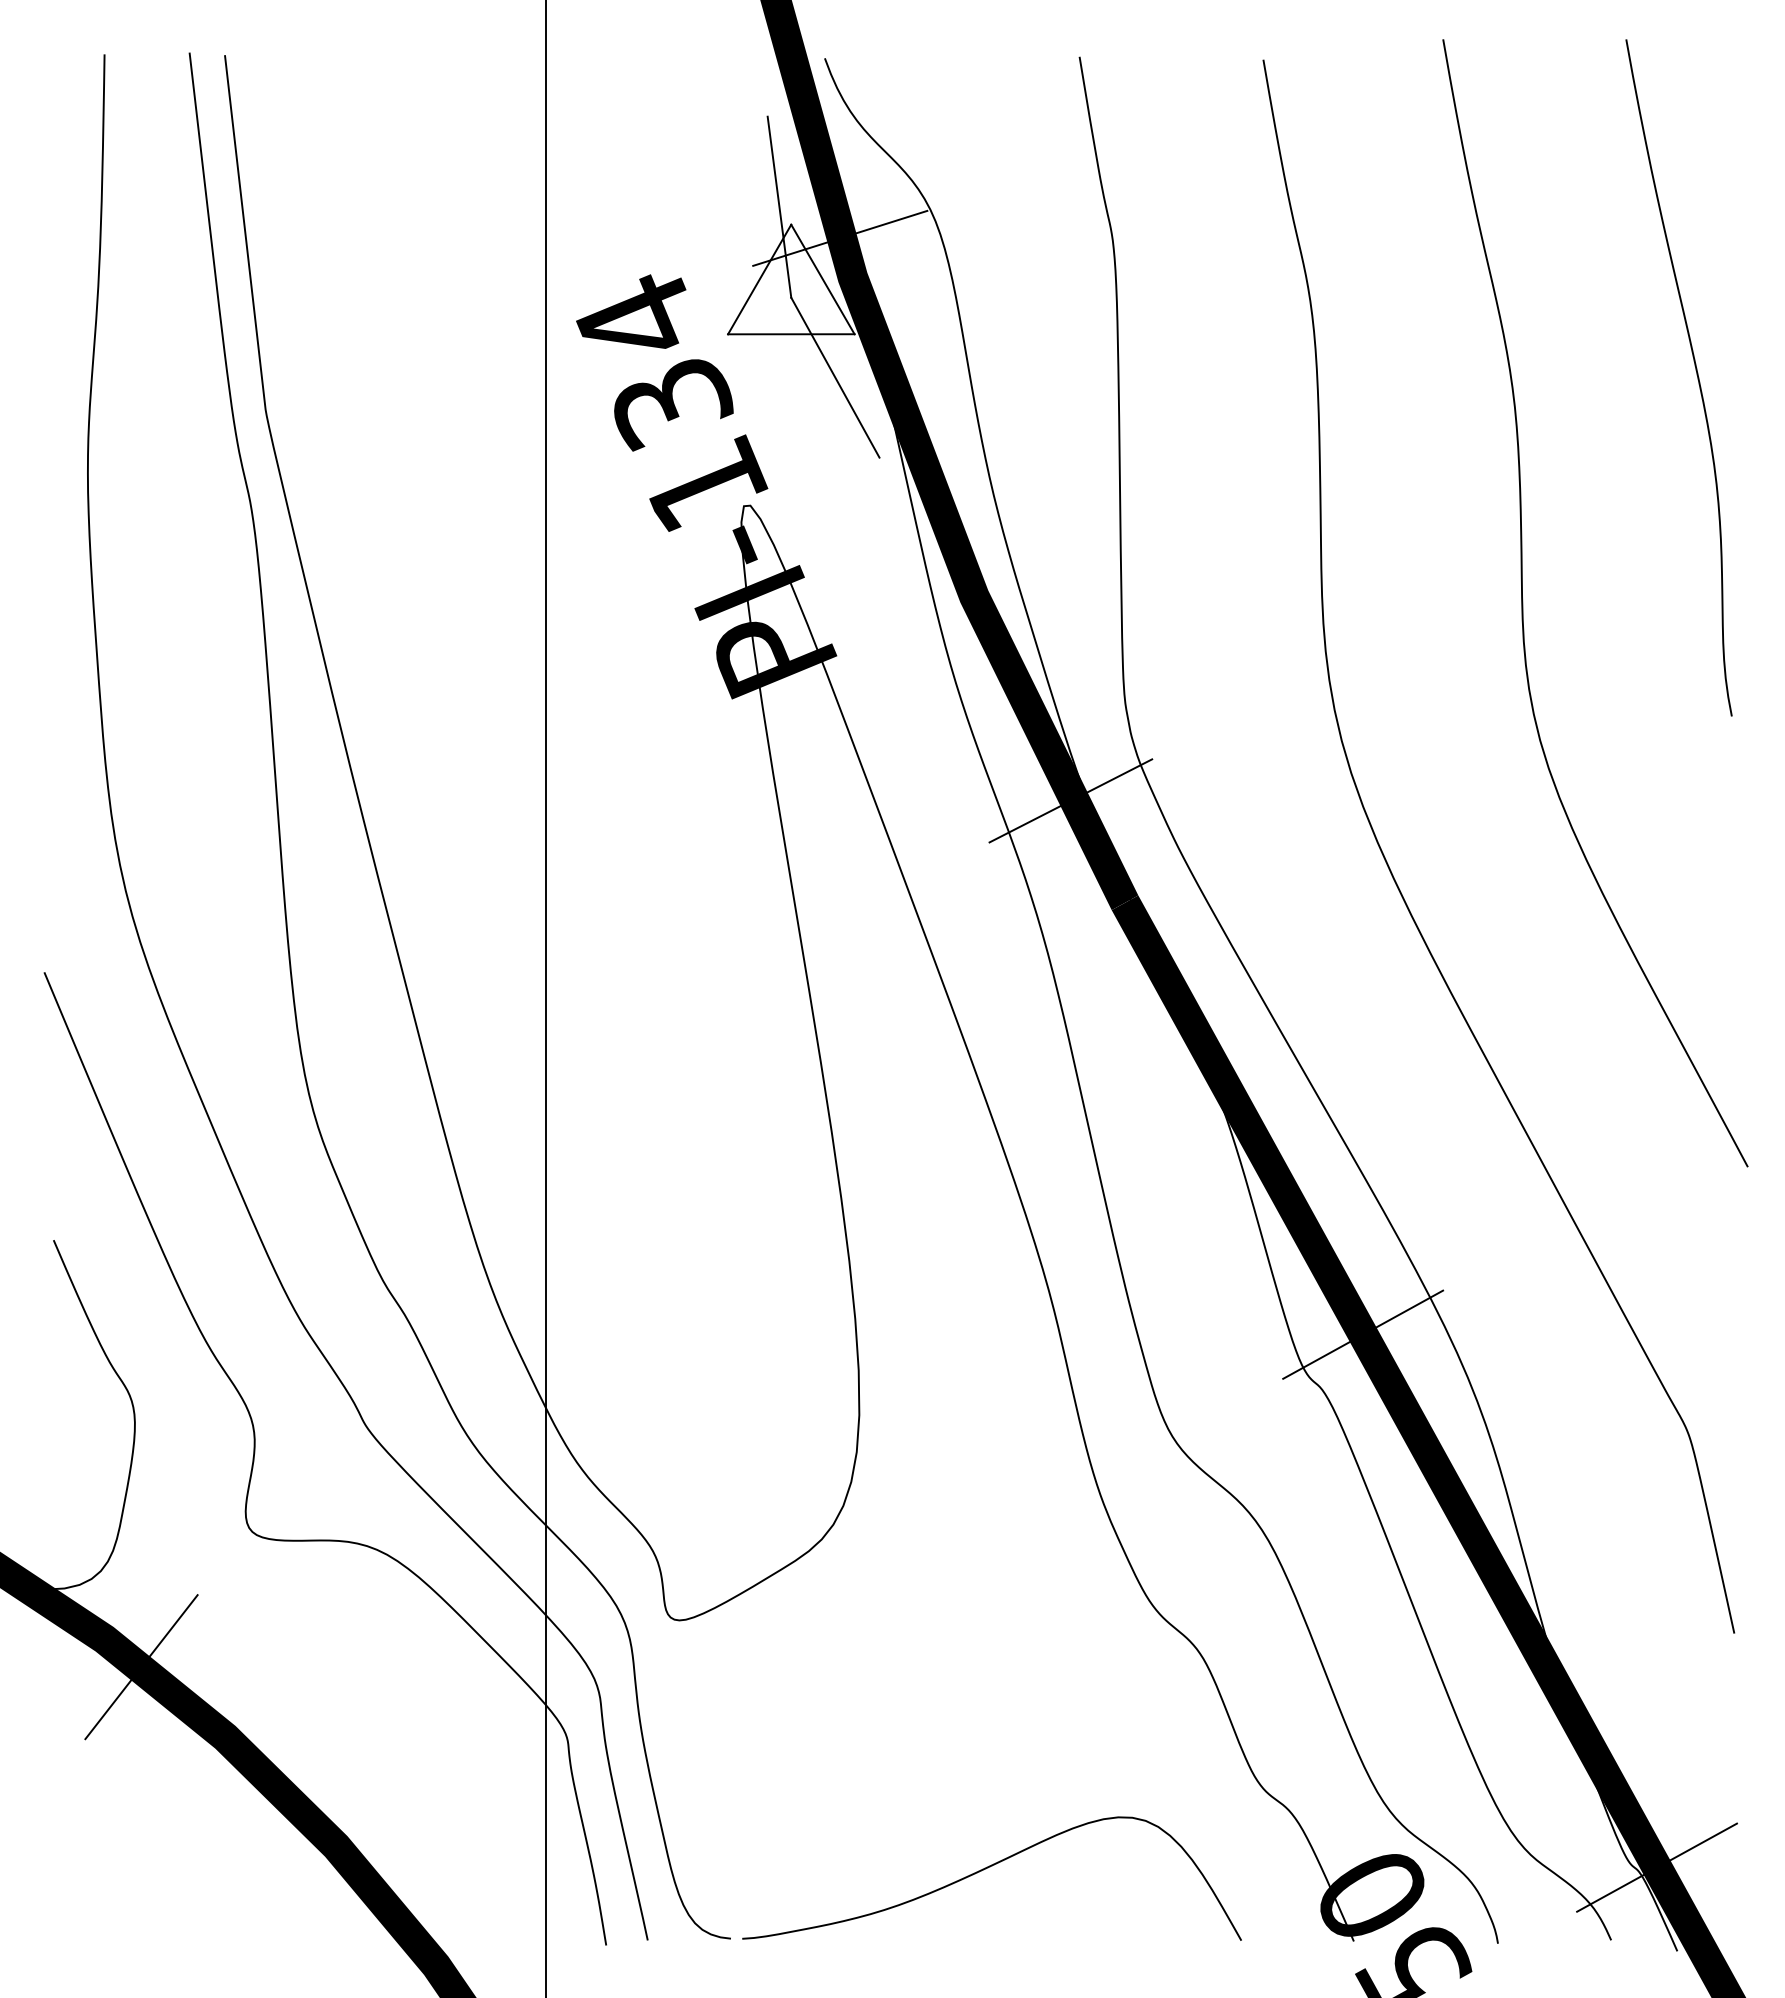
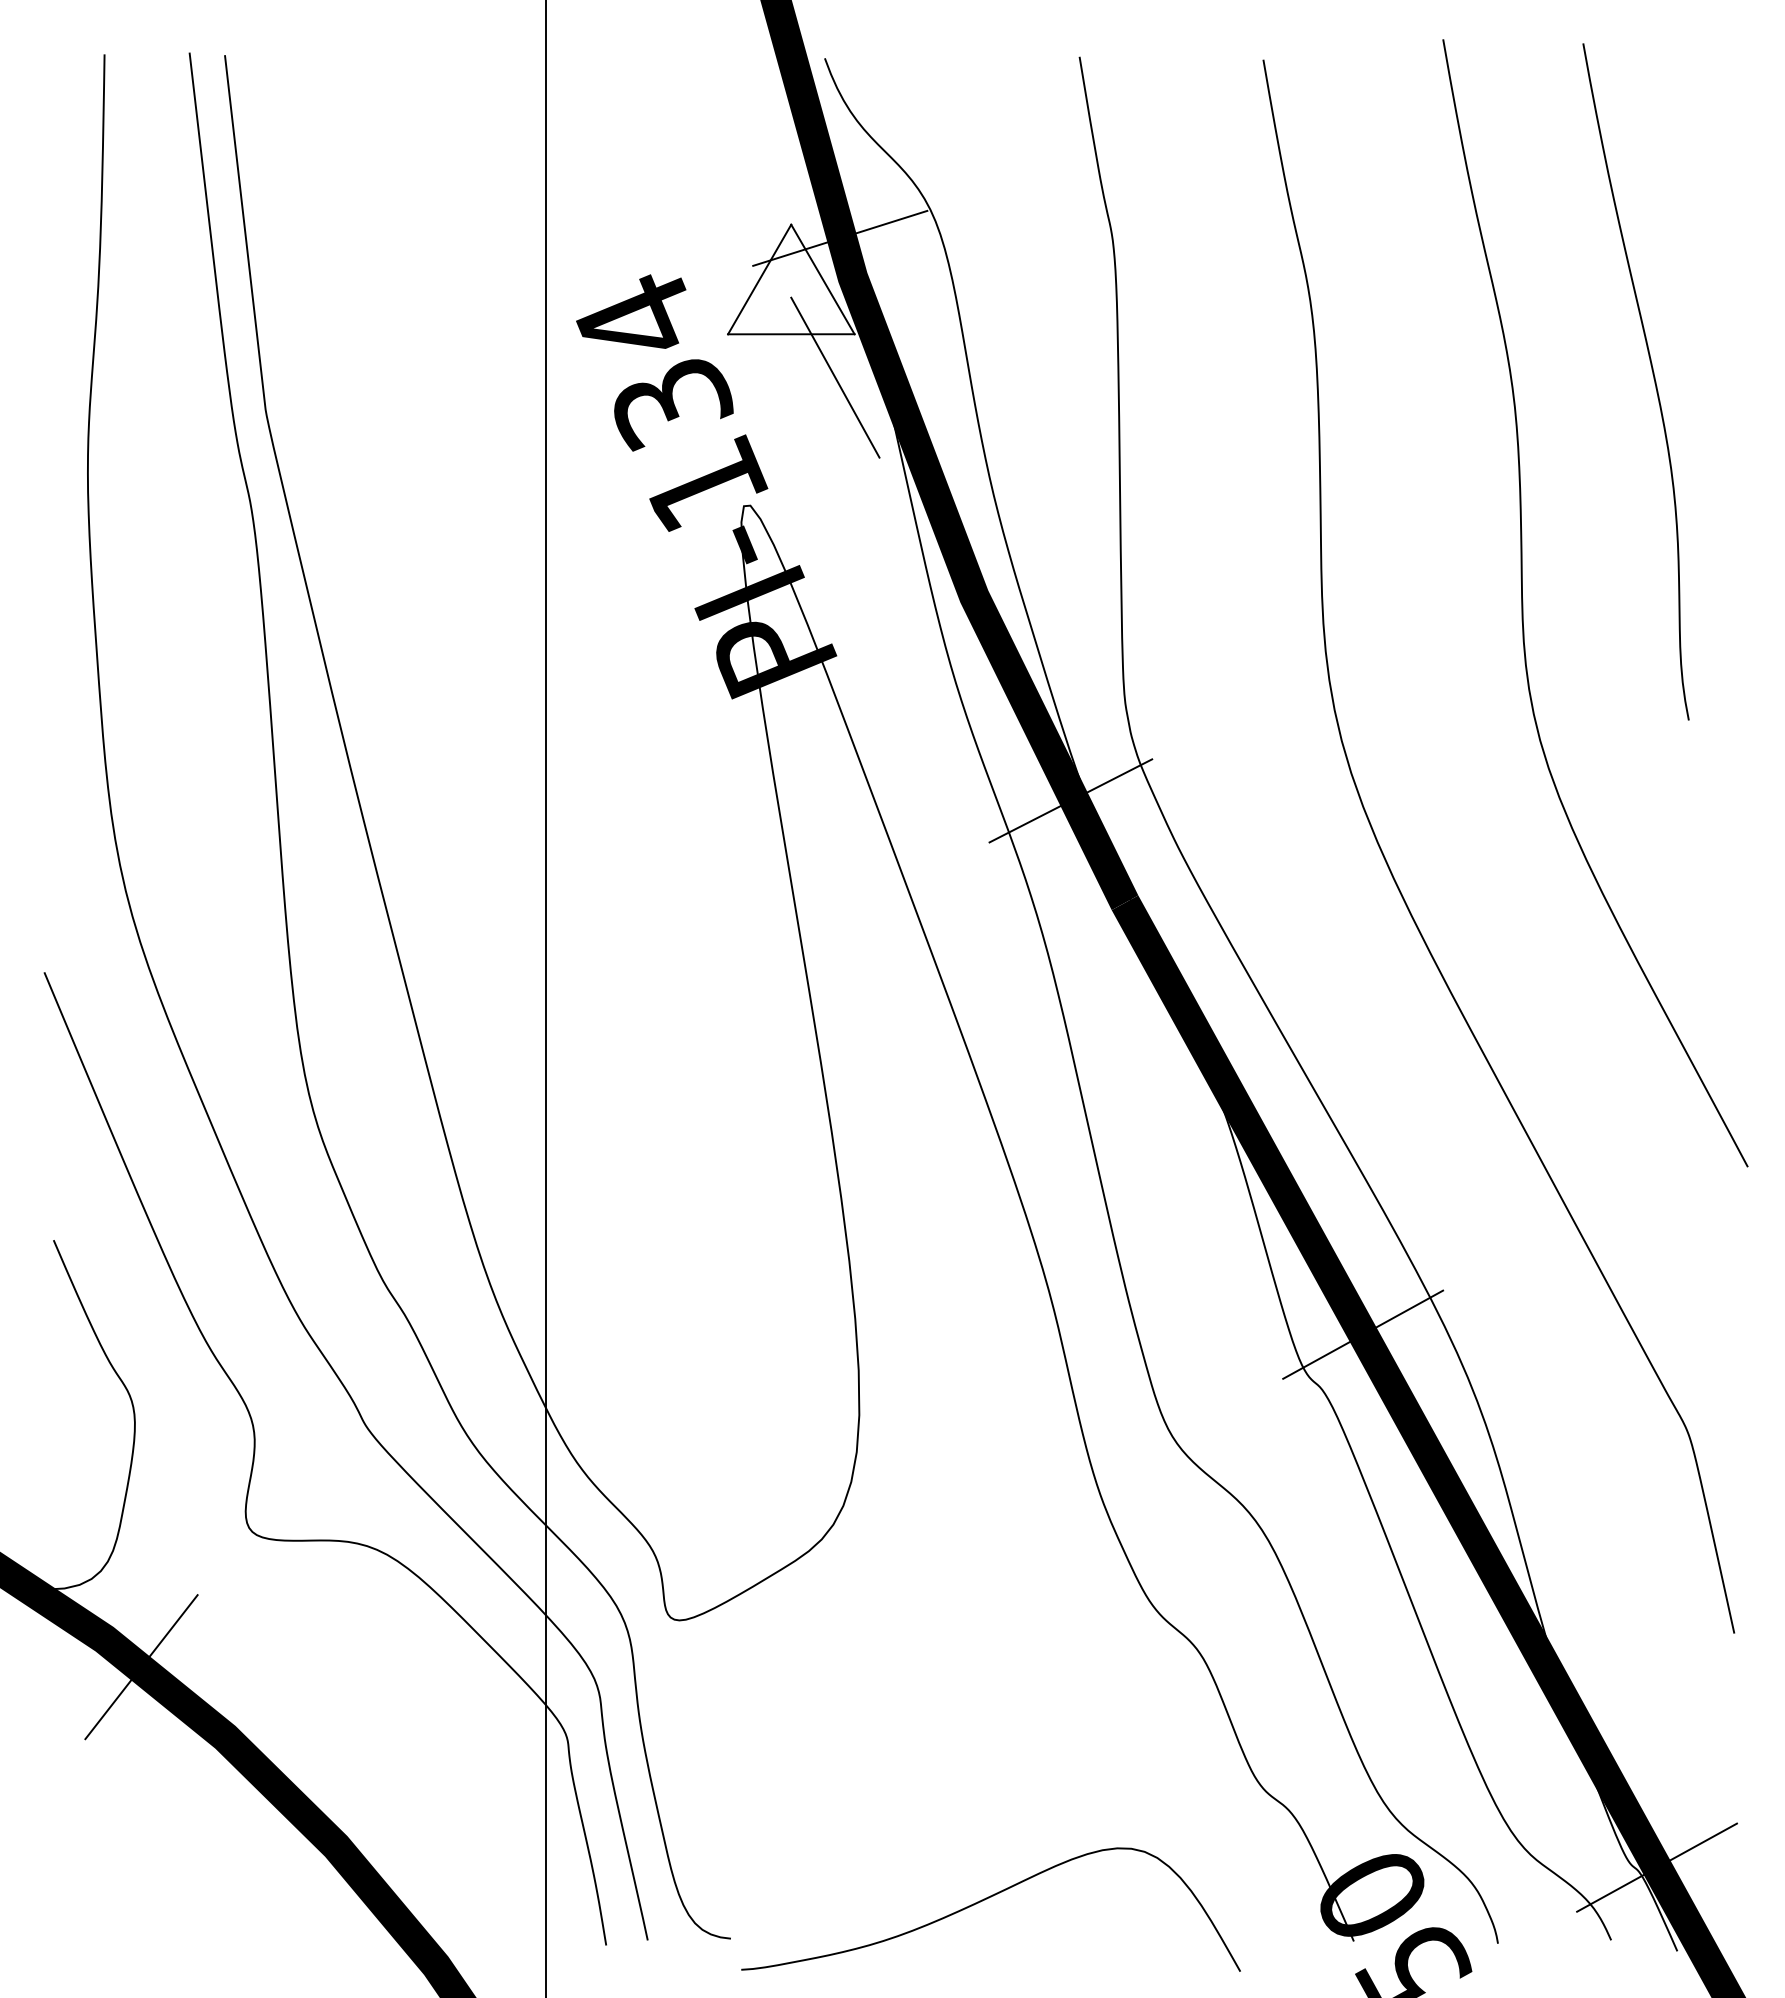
line: present -> none (779, 206)
curve position: (1696, 375) -> (1653, 379) (1653, 379)
curve position: (988, 1868) -> (987, 1899) (987, 1899)
